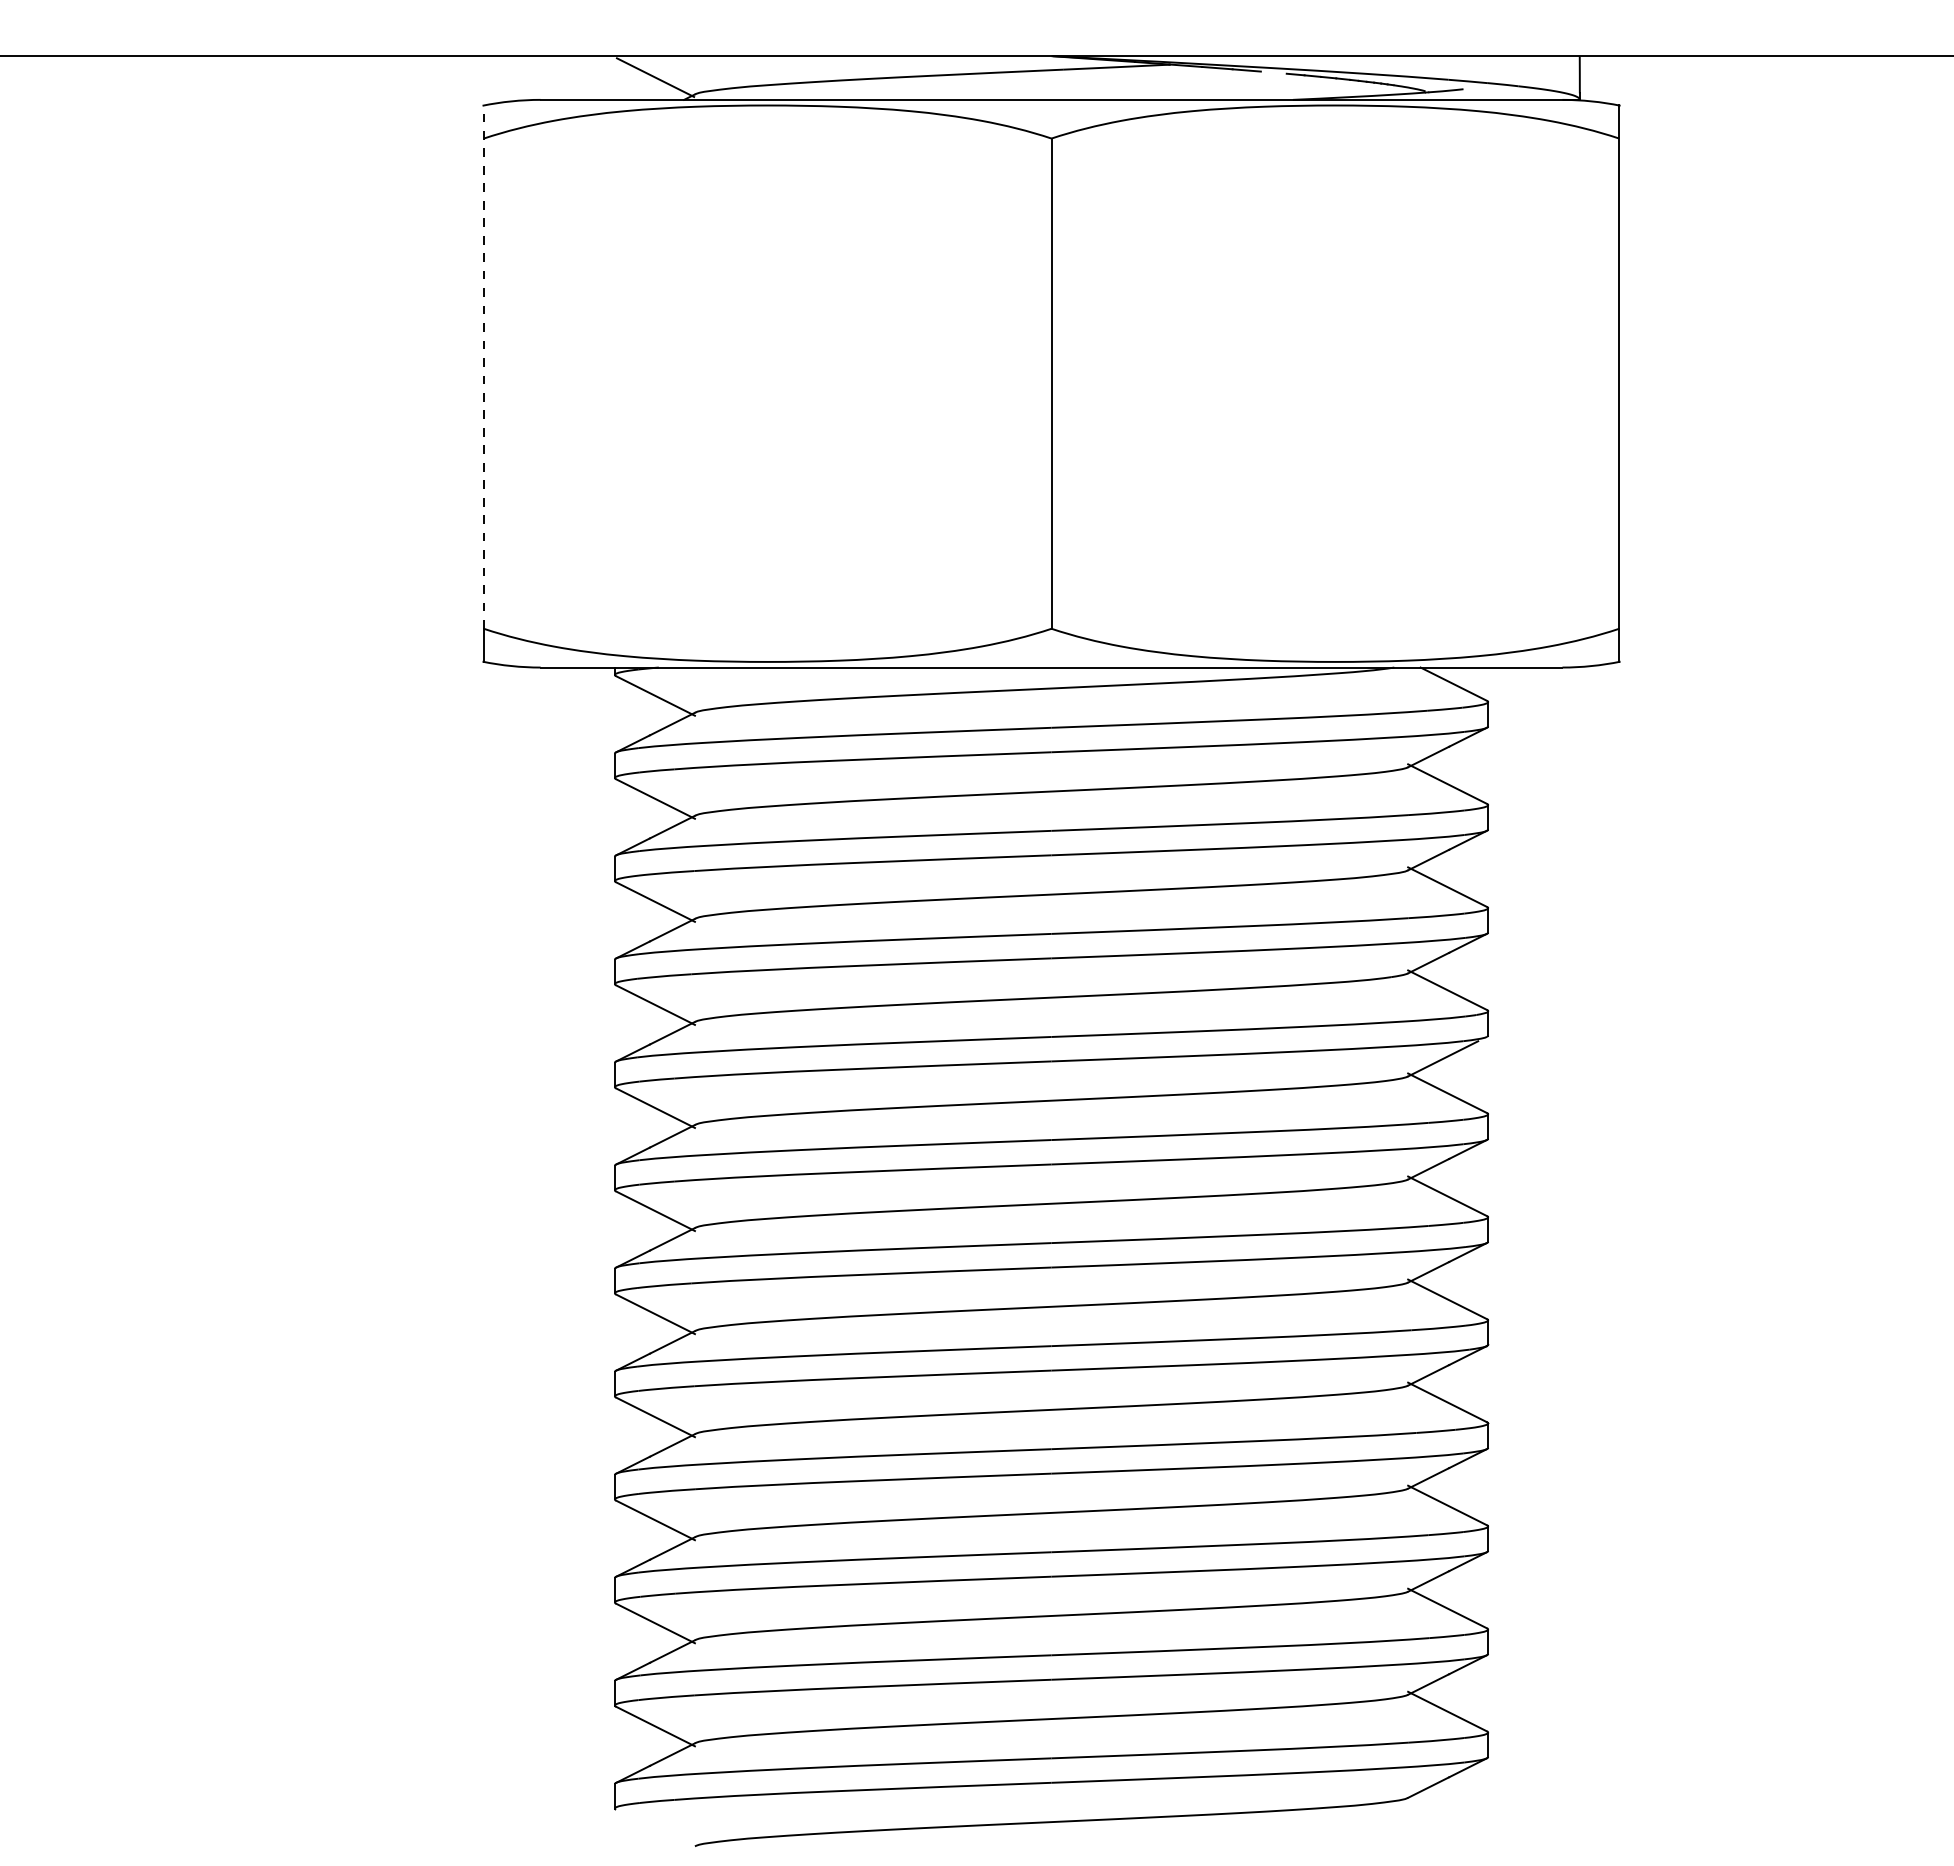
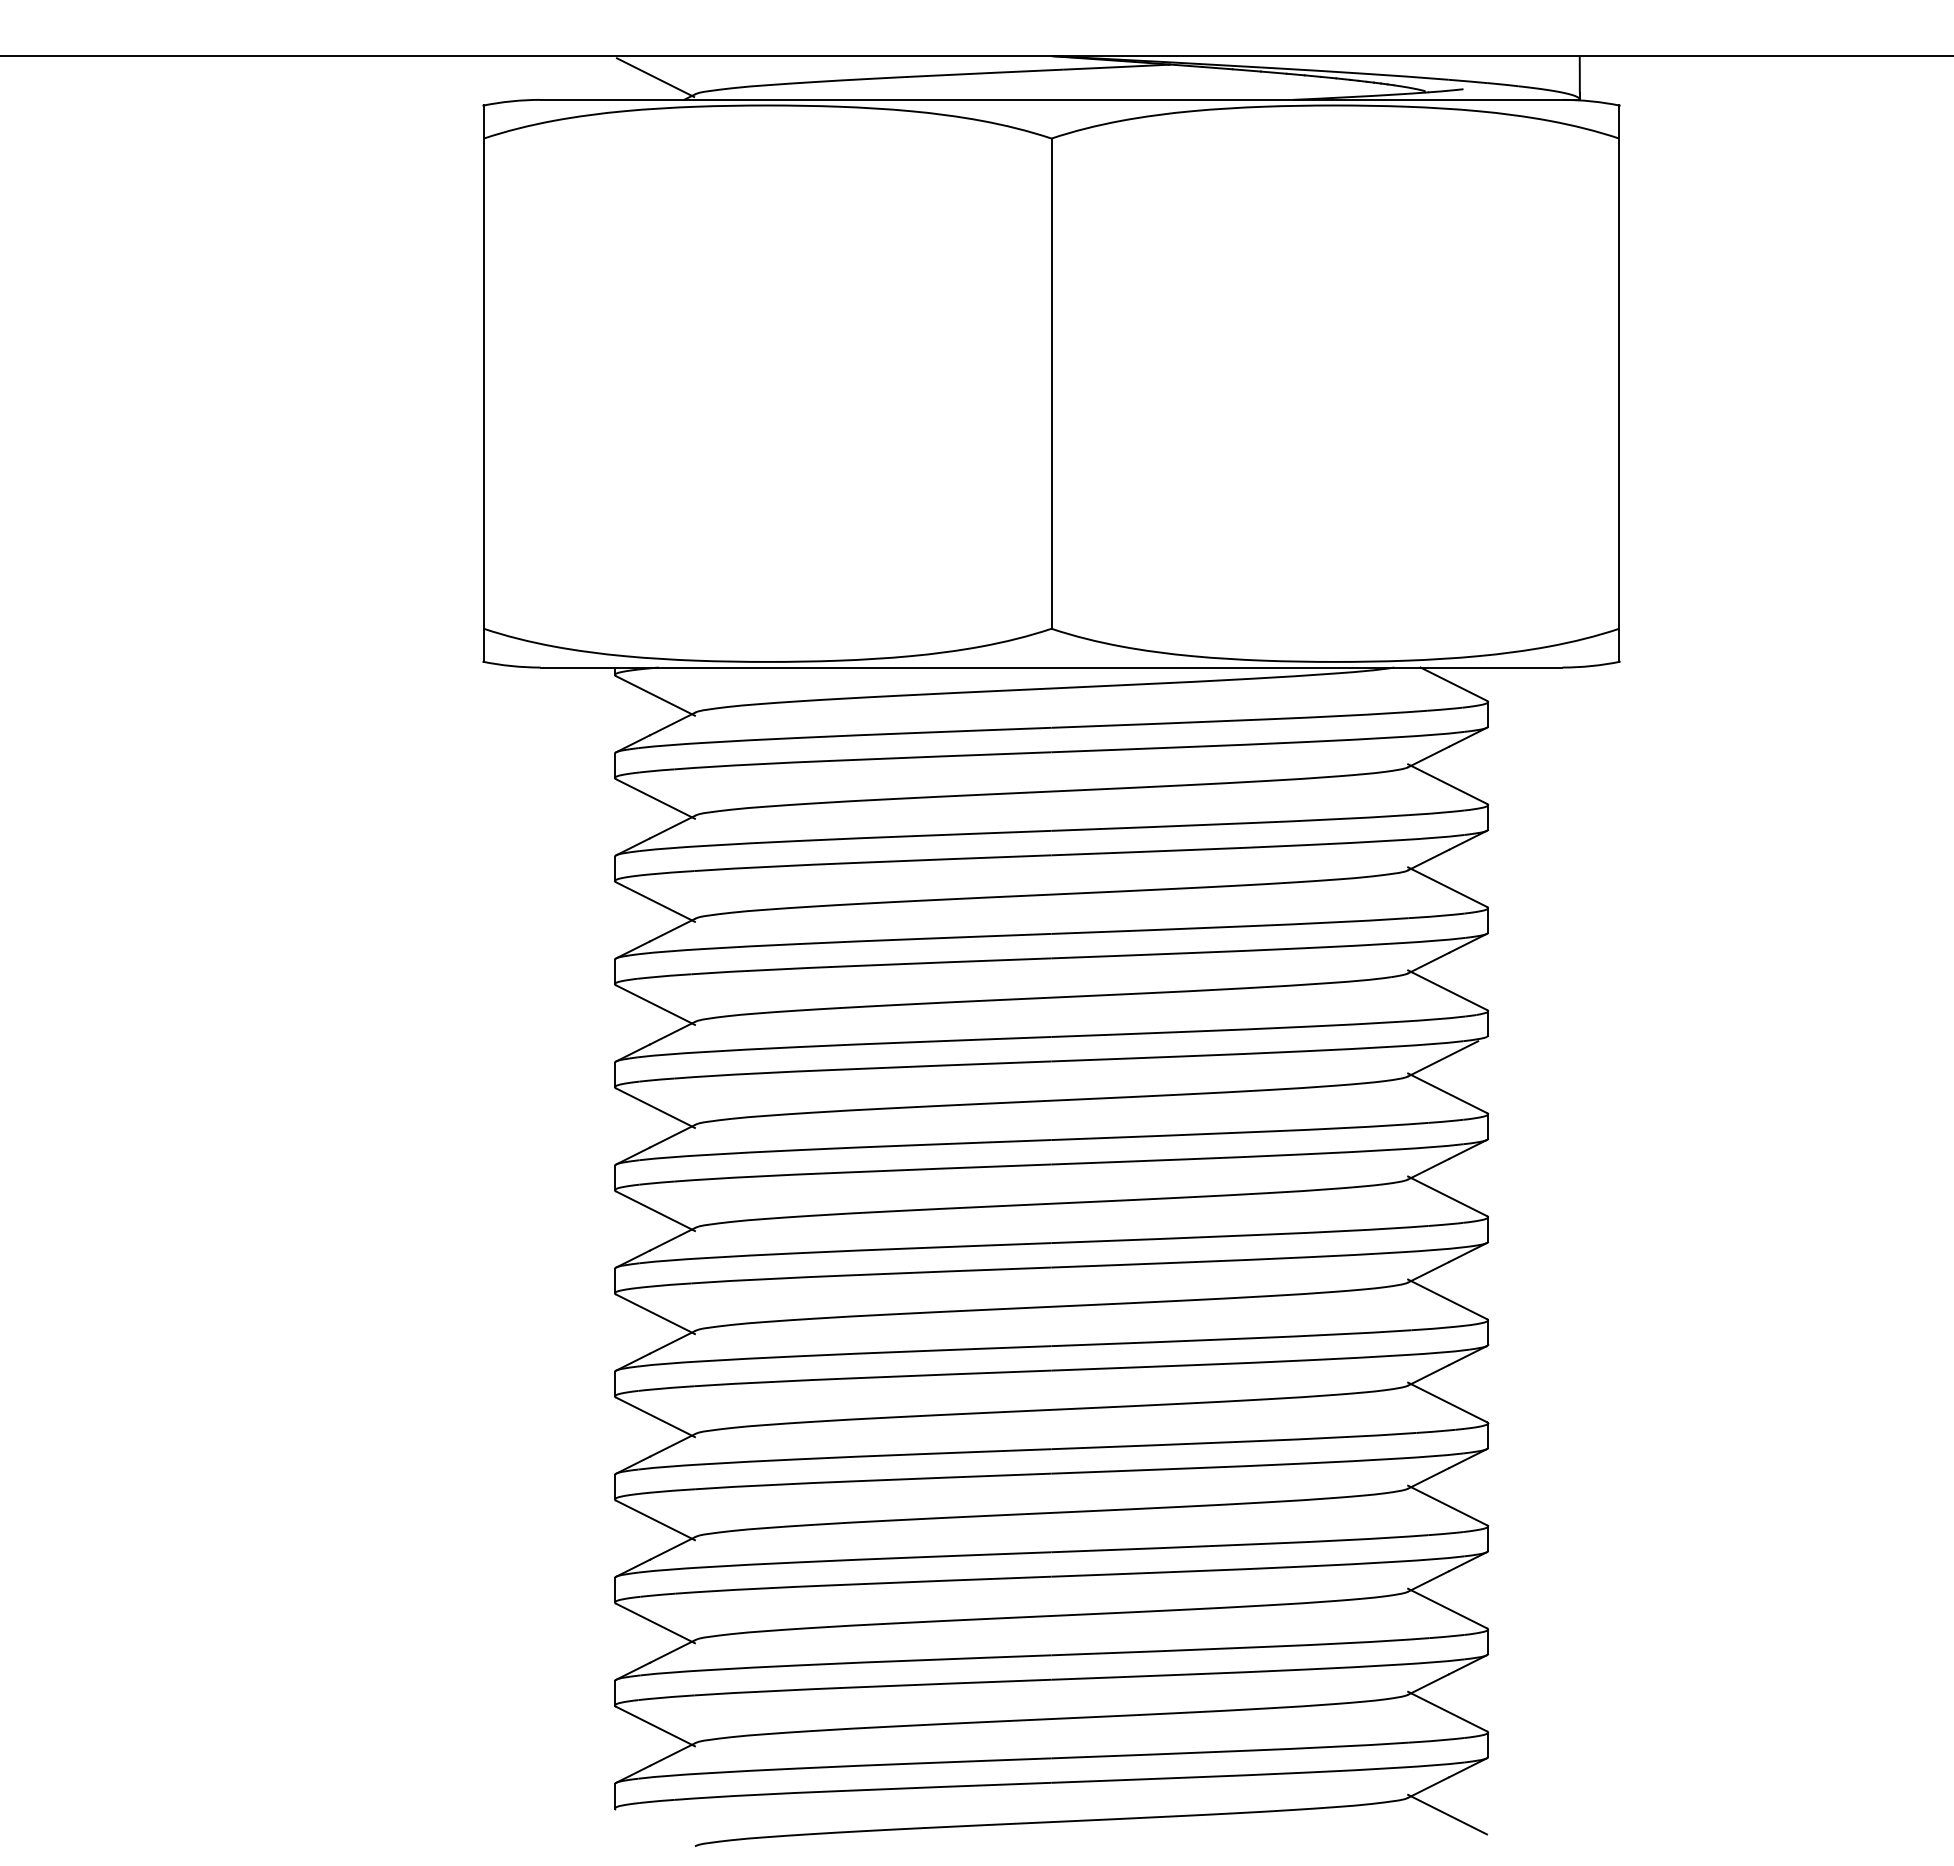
line: none -> present (1273, 72)
line: dashed -> solid (483, 367)
line: none -> present (1447, 1814)
